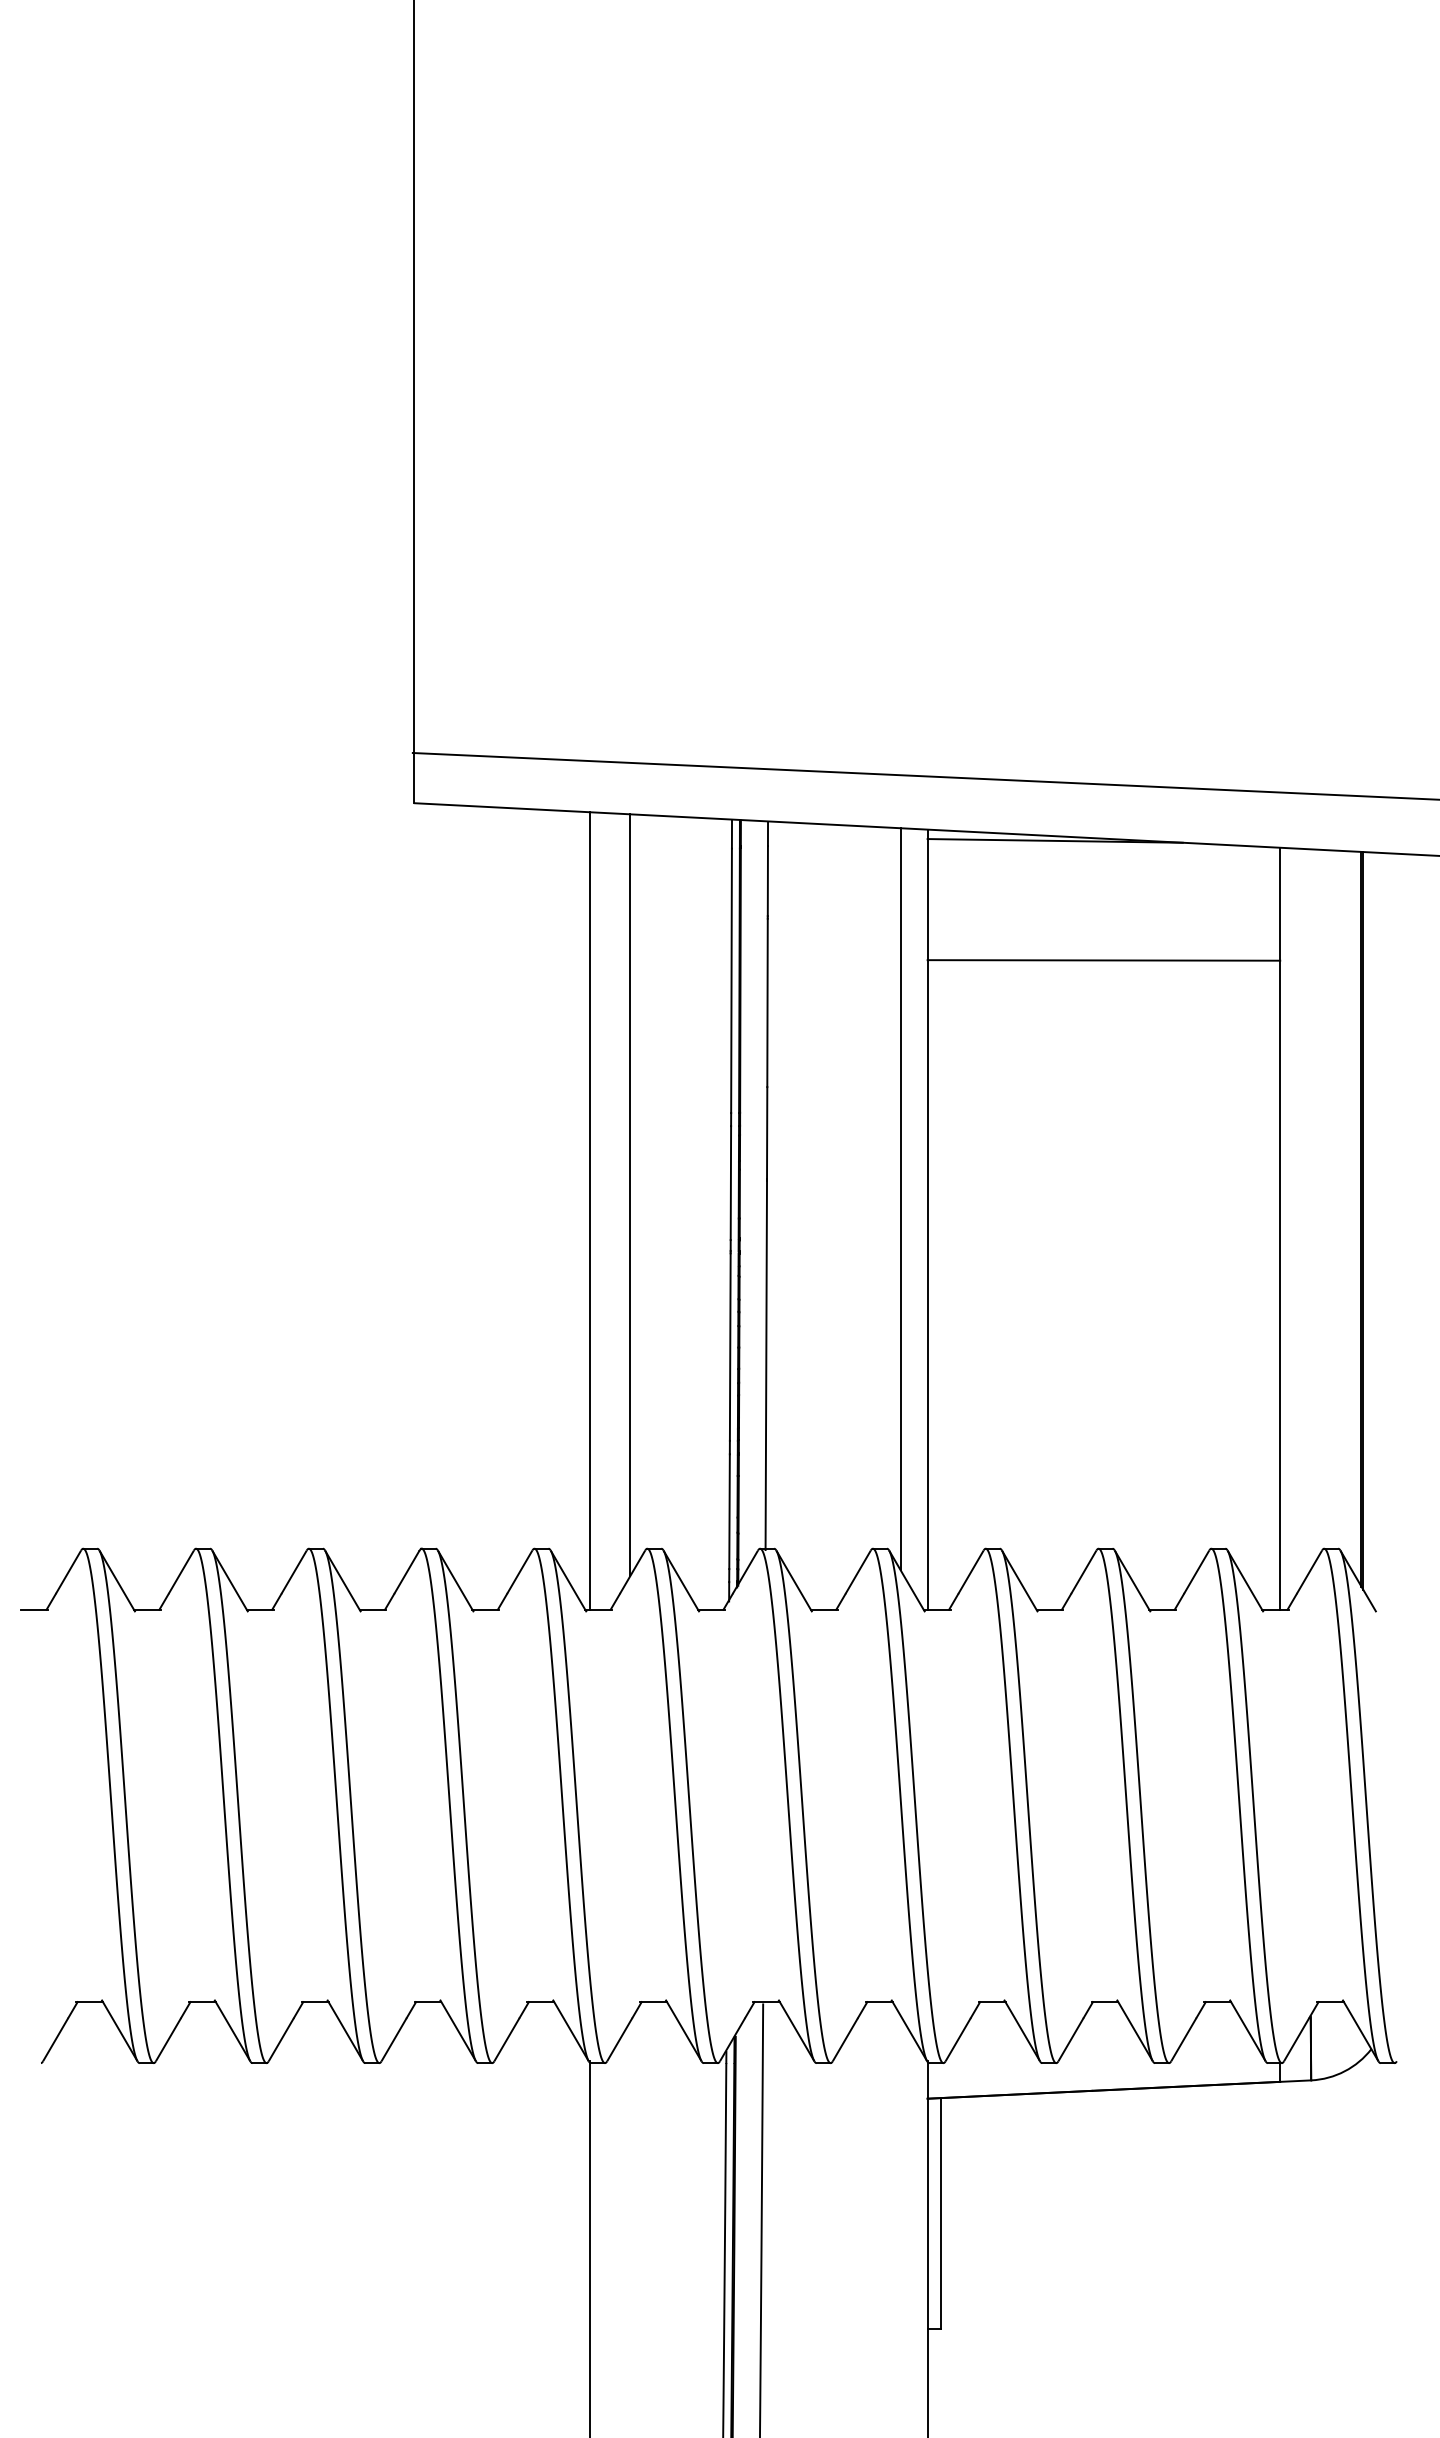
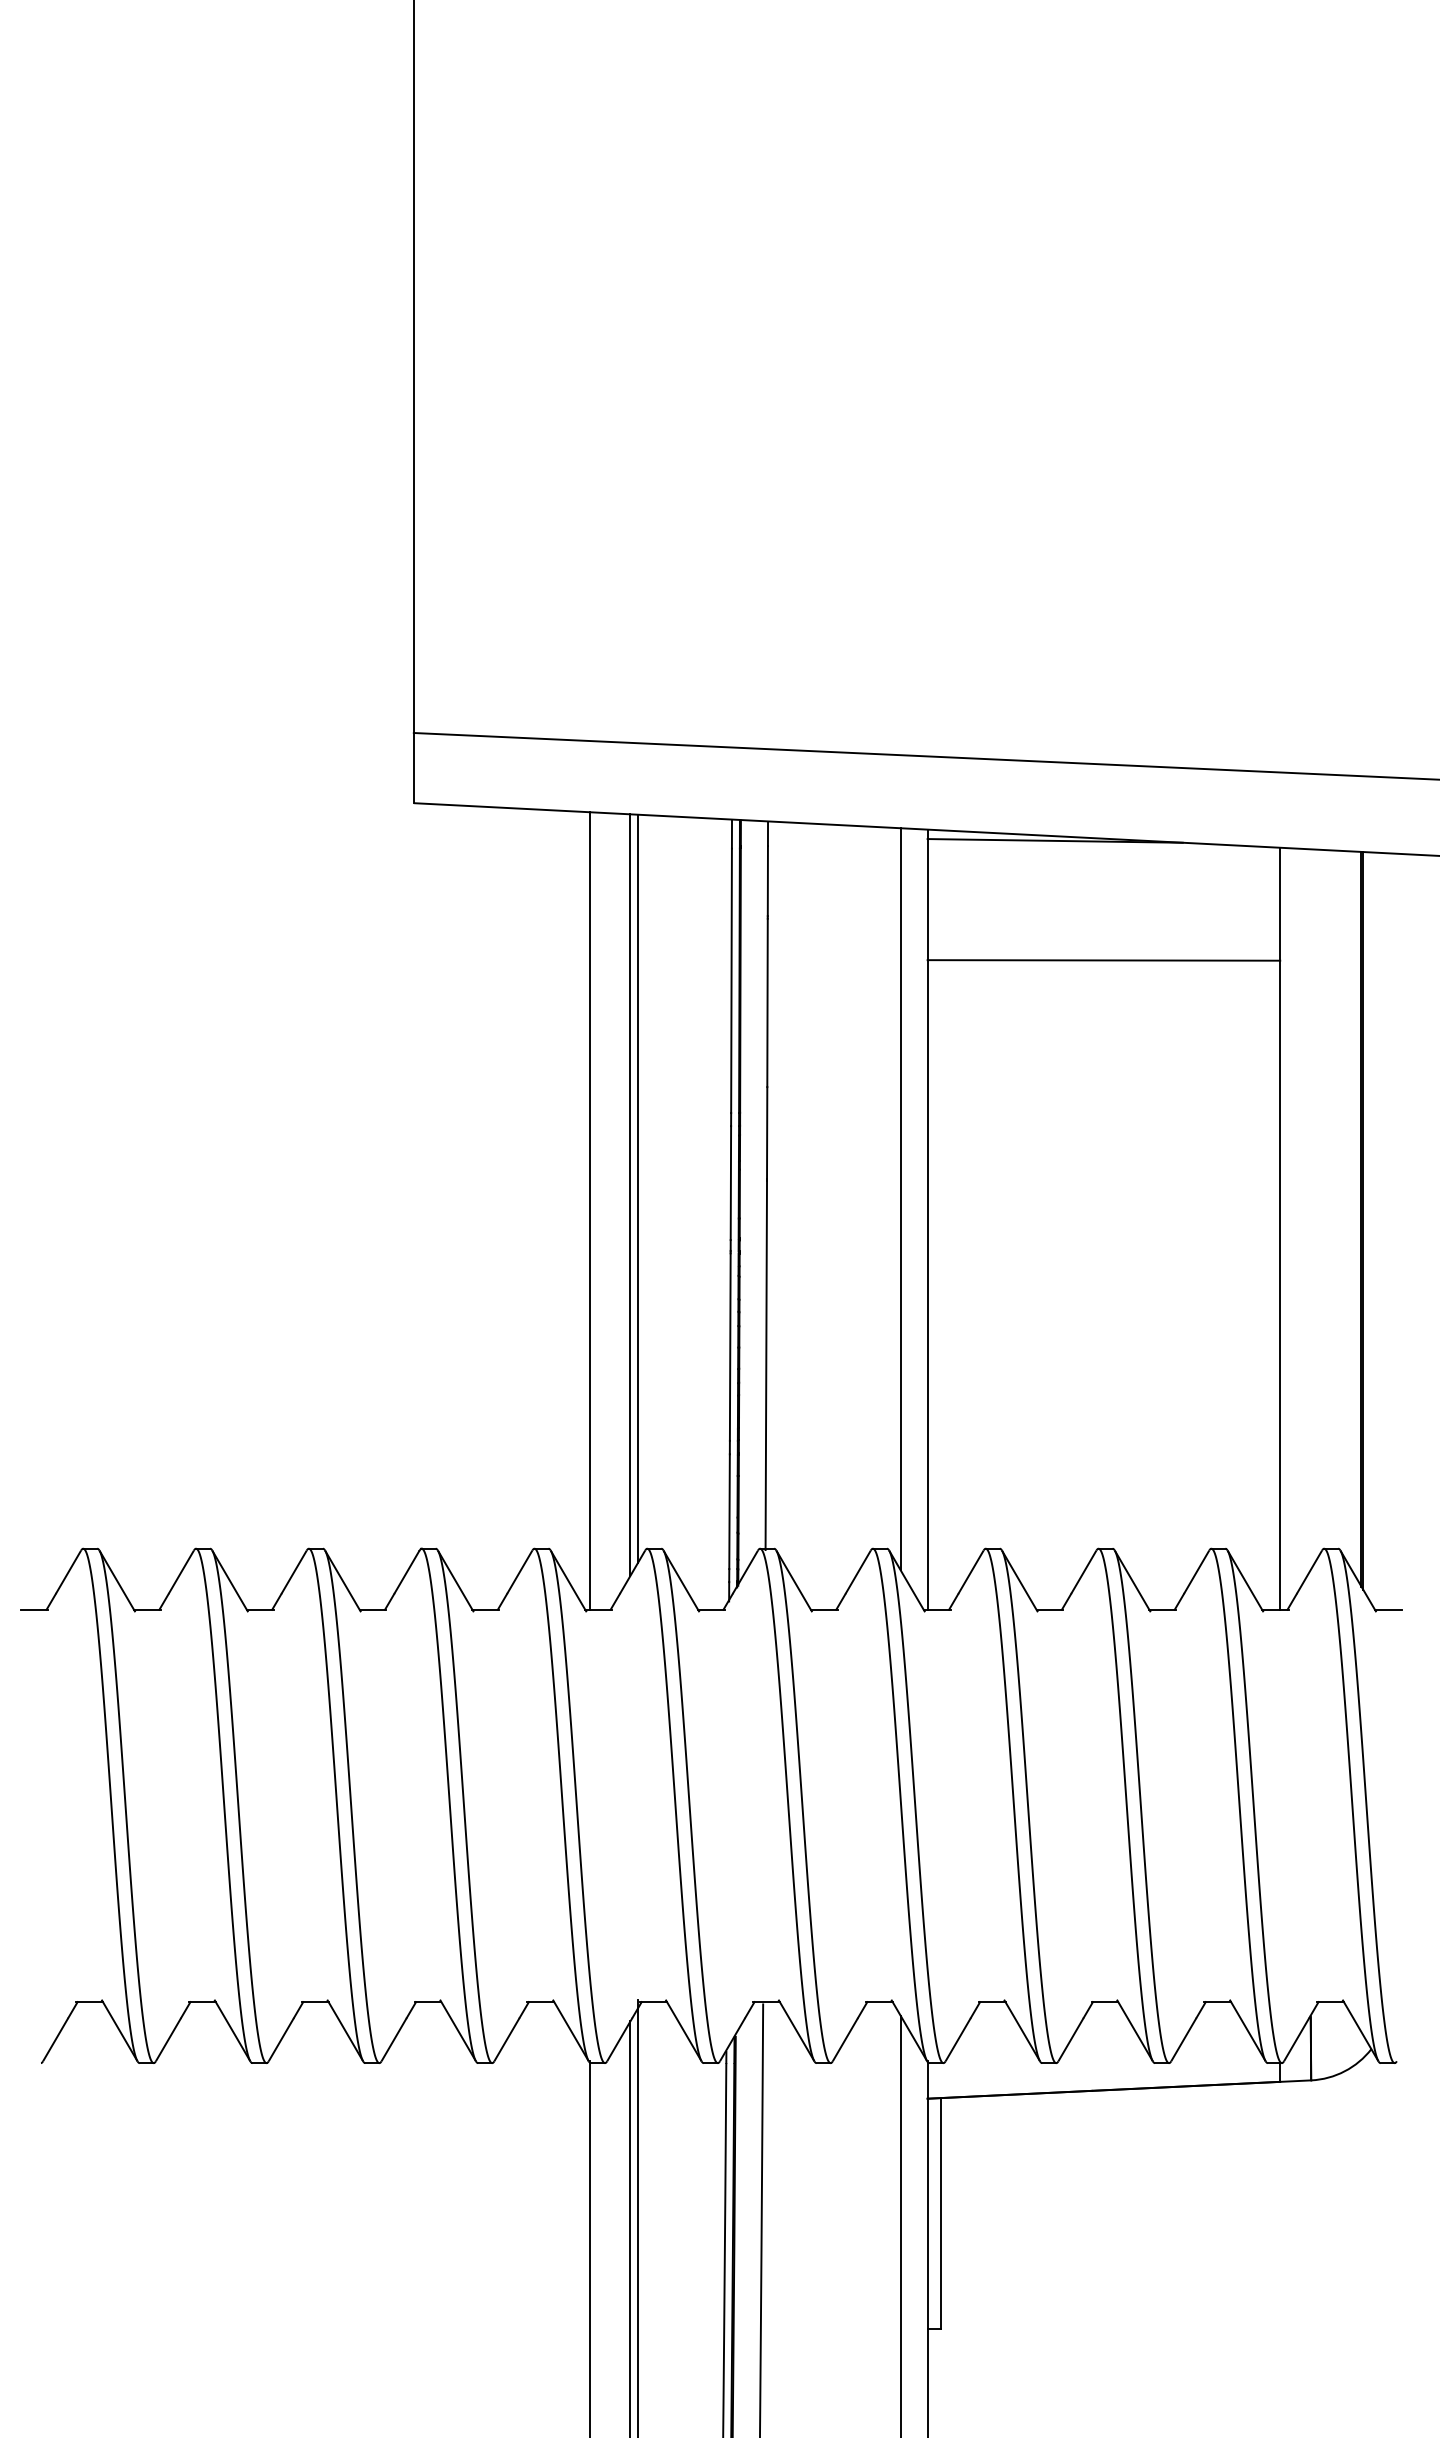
line position: (924, 776) -> (924, 756) (924, 756)
line: none -> present (637, 1188)
line: none -> present (1387, 1609)
line: none -> present (637, 2216)
line: none -> present (900, 2224)
line: none -> present (630, 2227)
